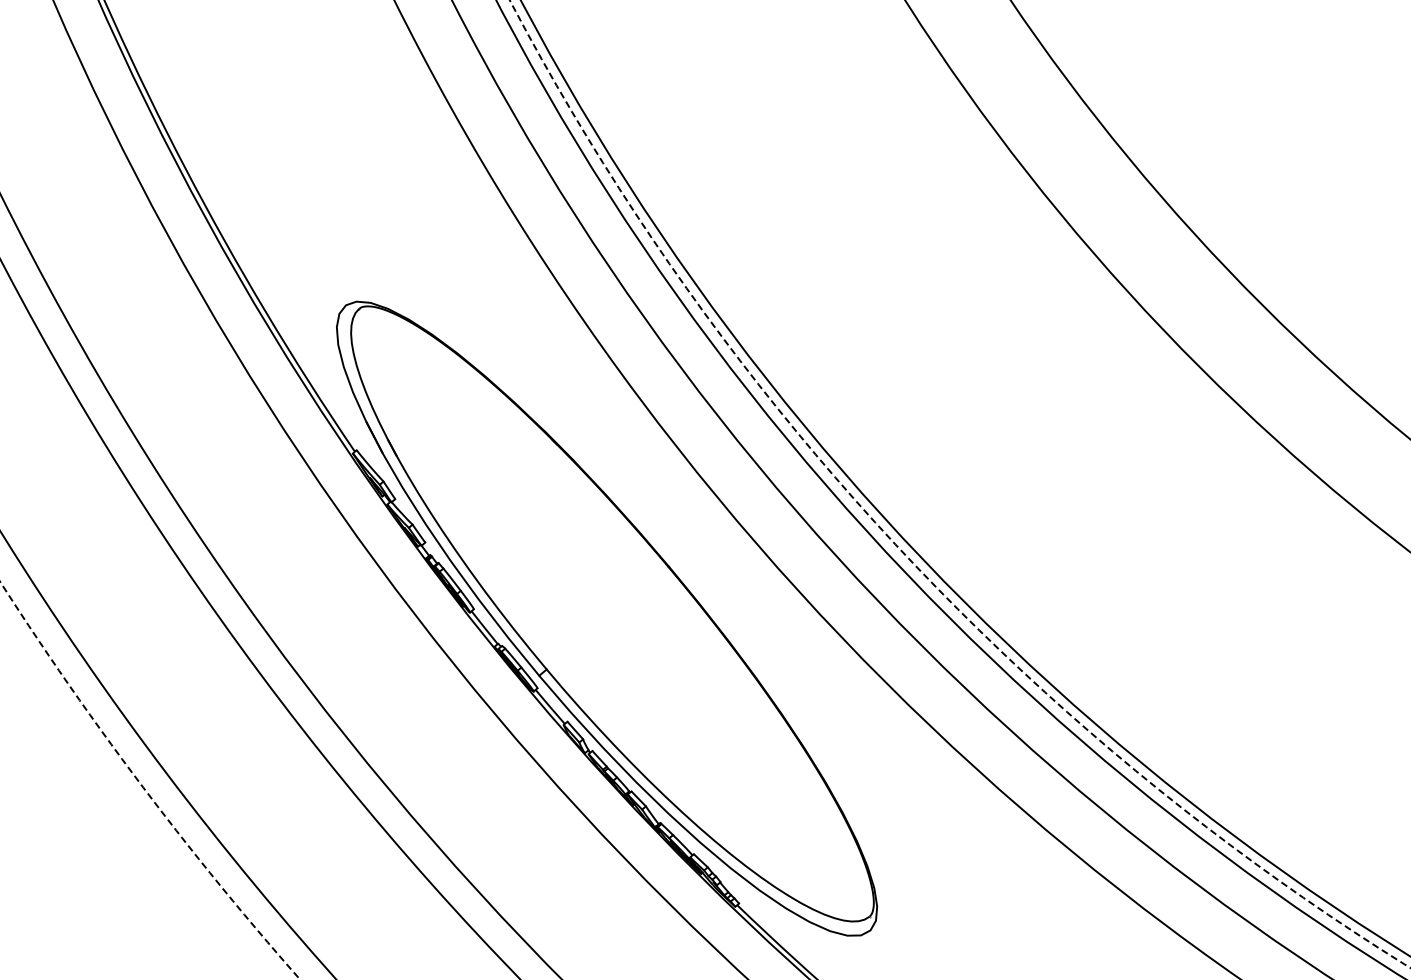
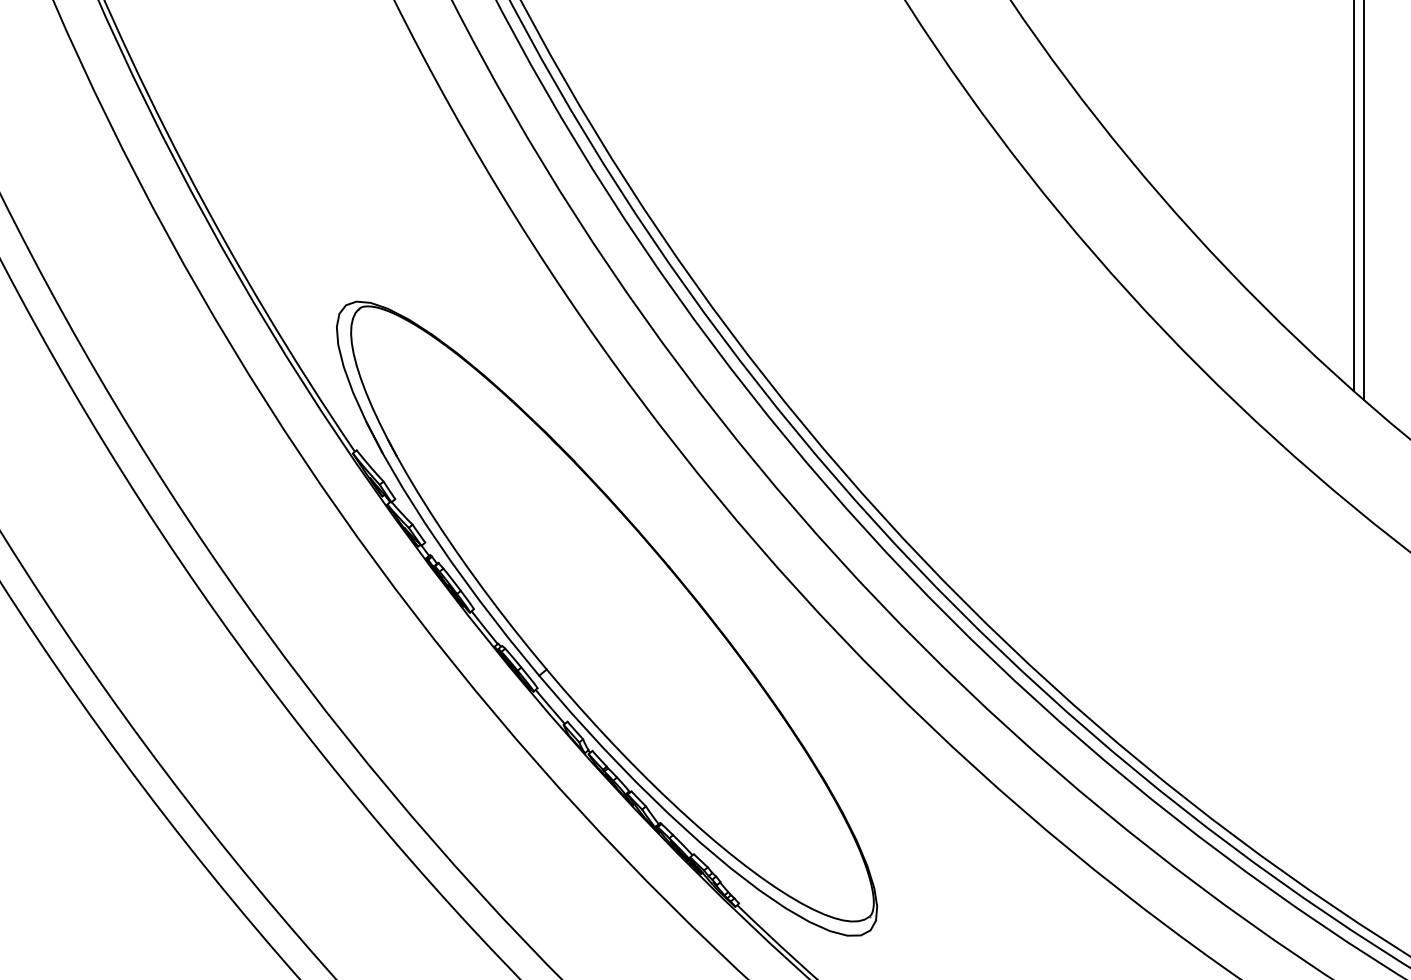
line: none -> present (1353, 196)
line: none -> present (1363, 200)
circle: dashed -> solid (959, 484)
arc: dashed -> solid (142, 787)
